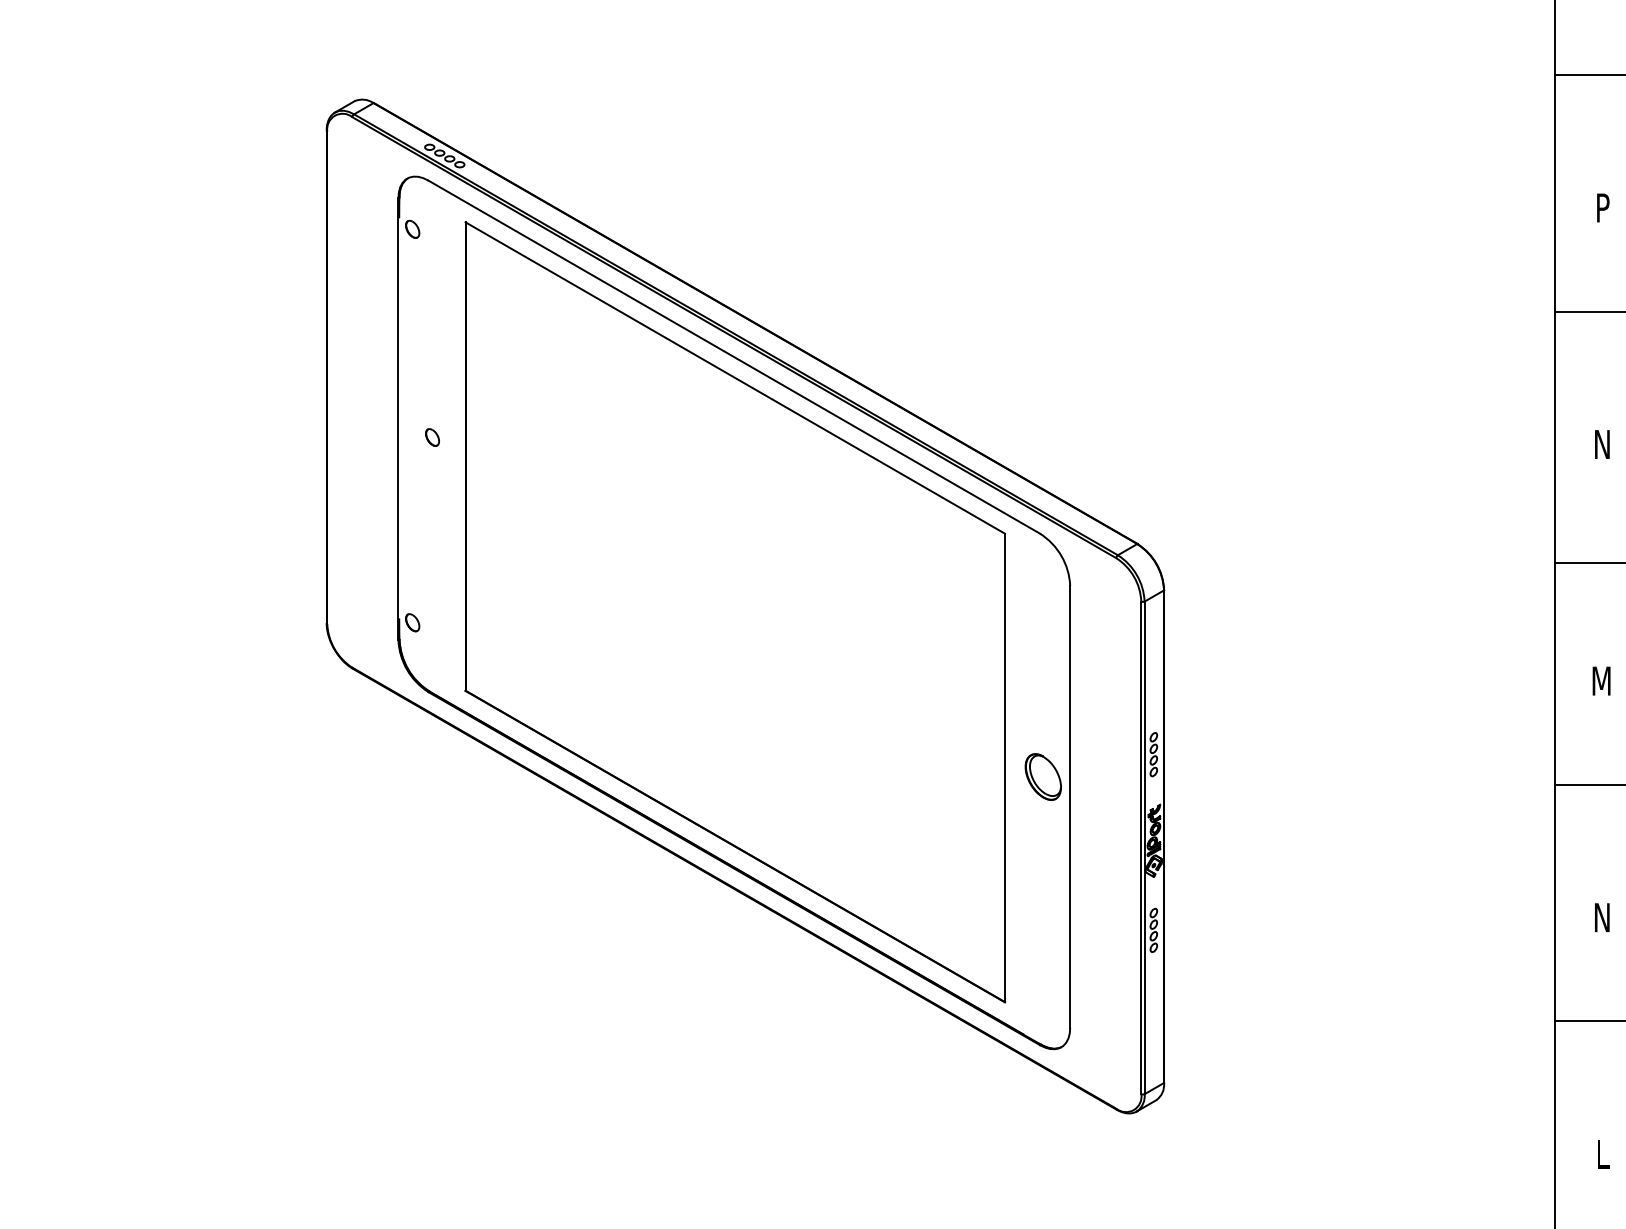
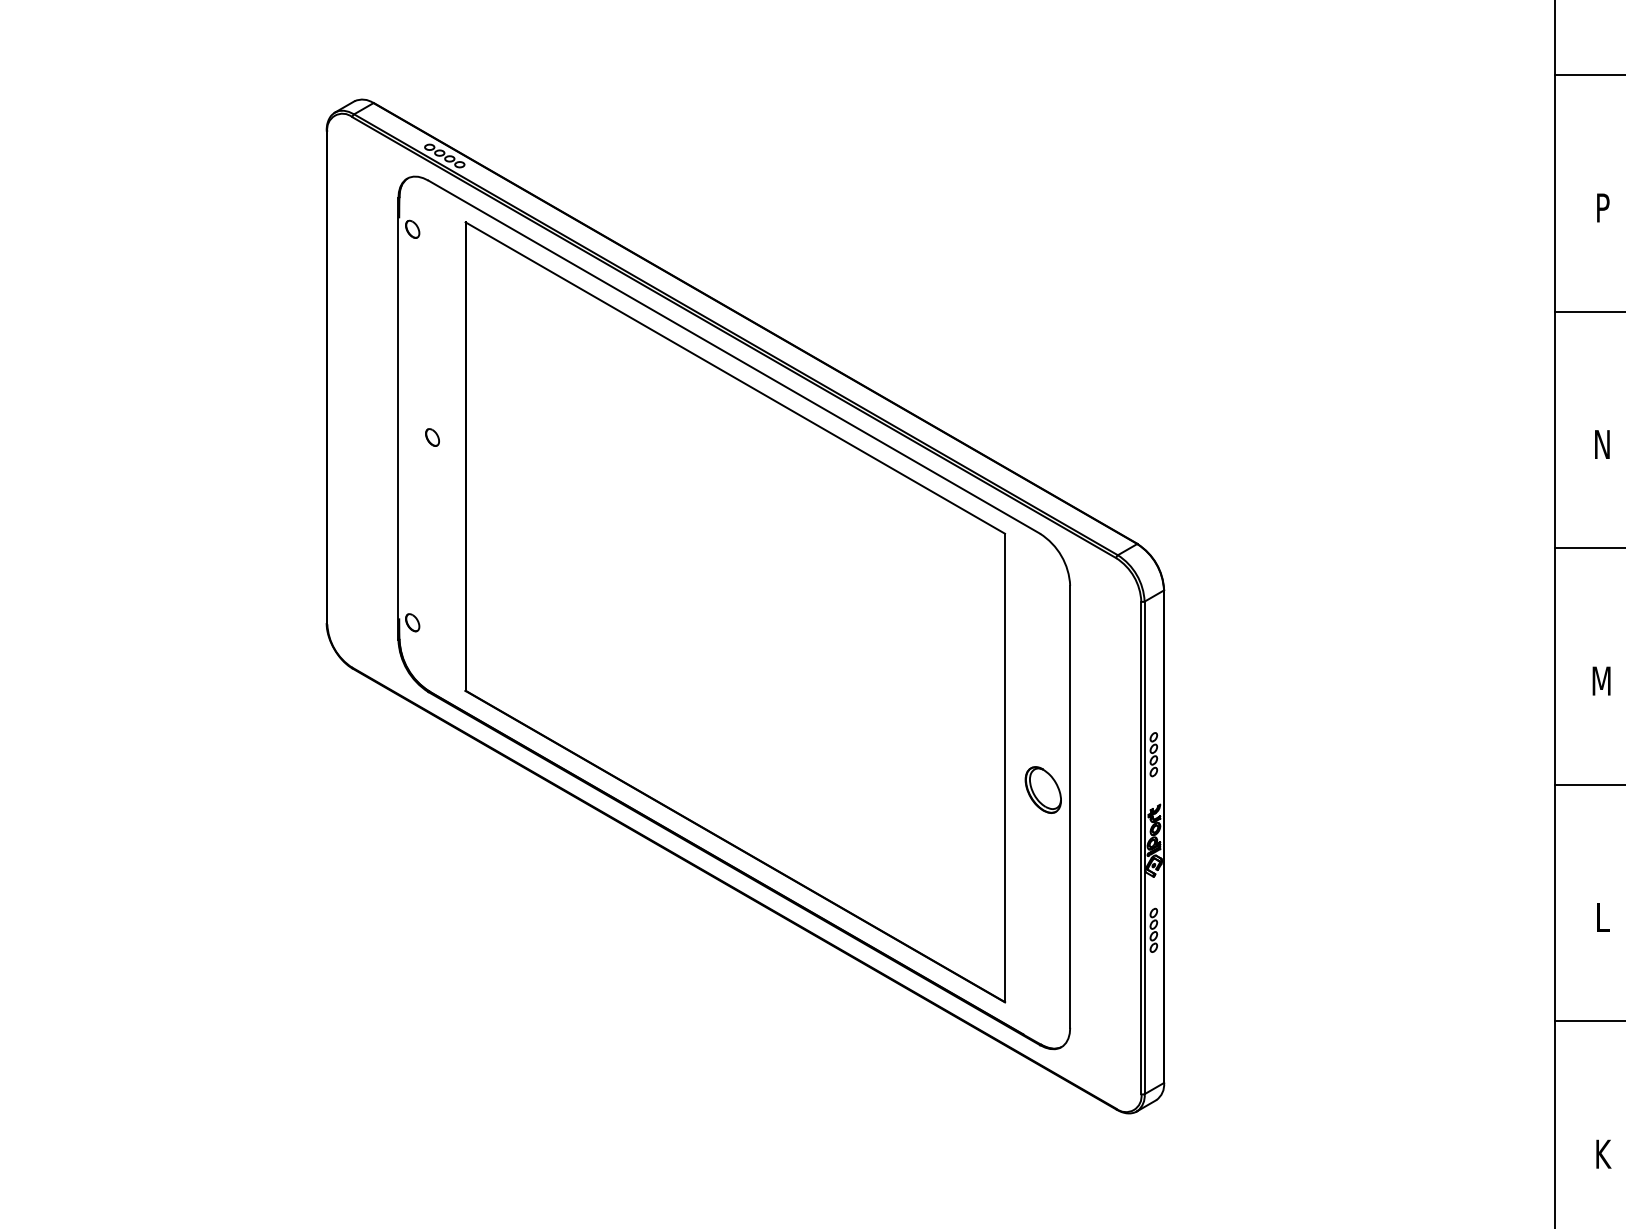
line position: (1588, 563) -> (1588, 548) (1588, 548)
part position: (1042, 776) -> (1042, 789) (1042, 789)
text: N -> L (1602, 917)
text: L -> K (1603, 1153)
